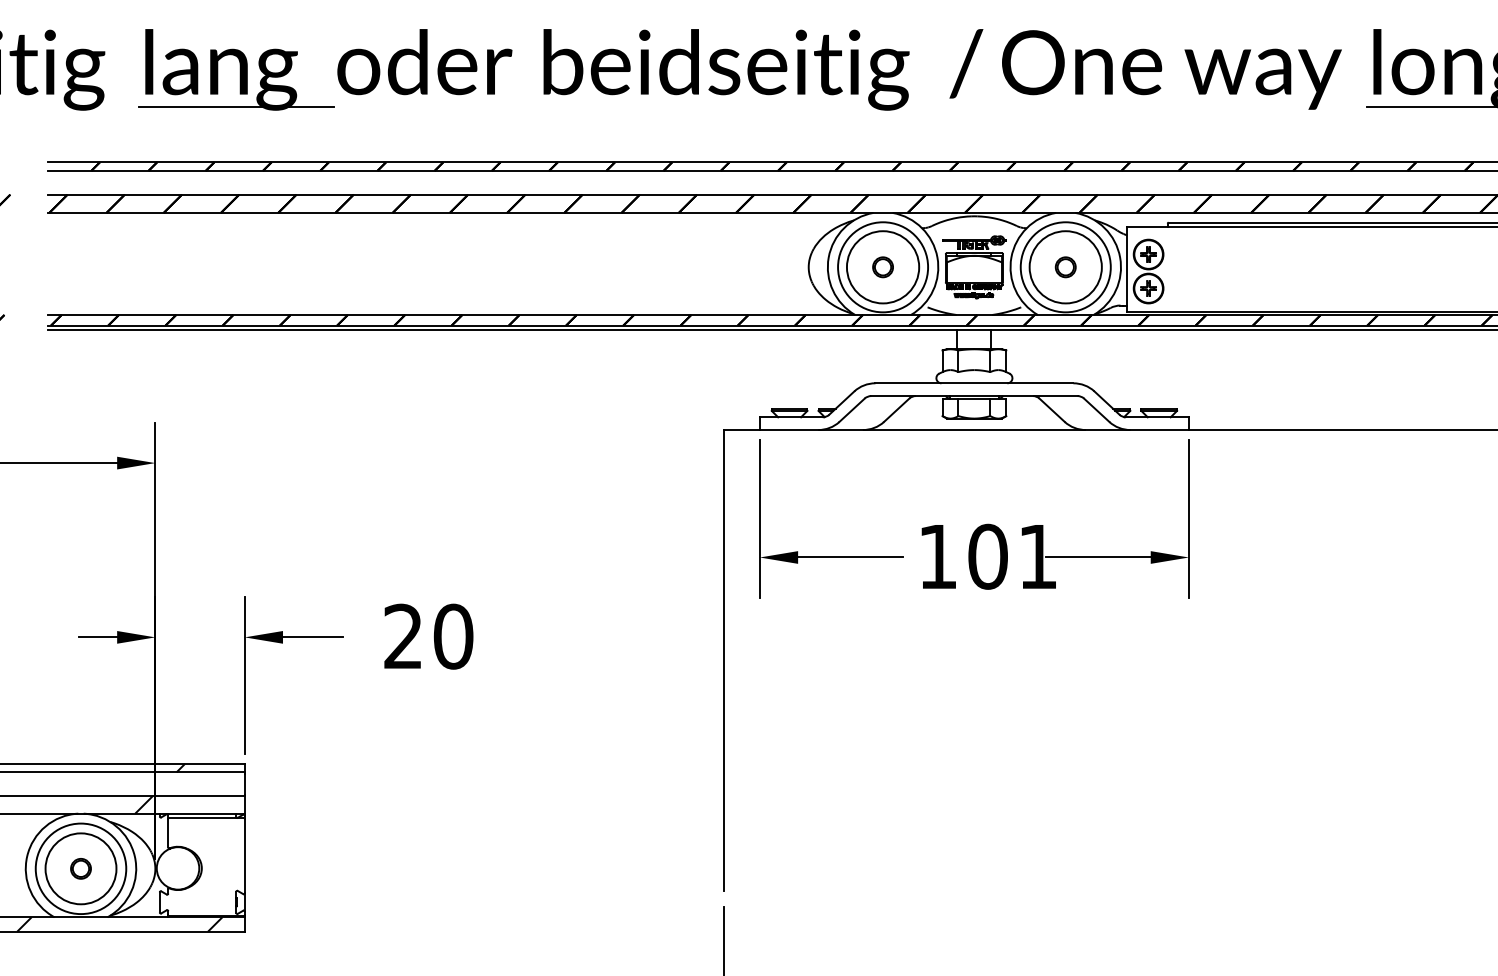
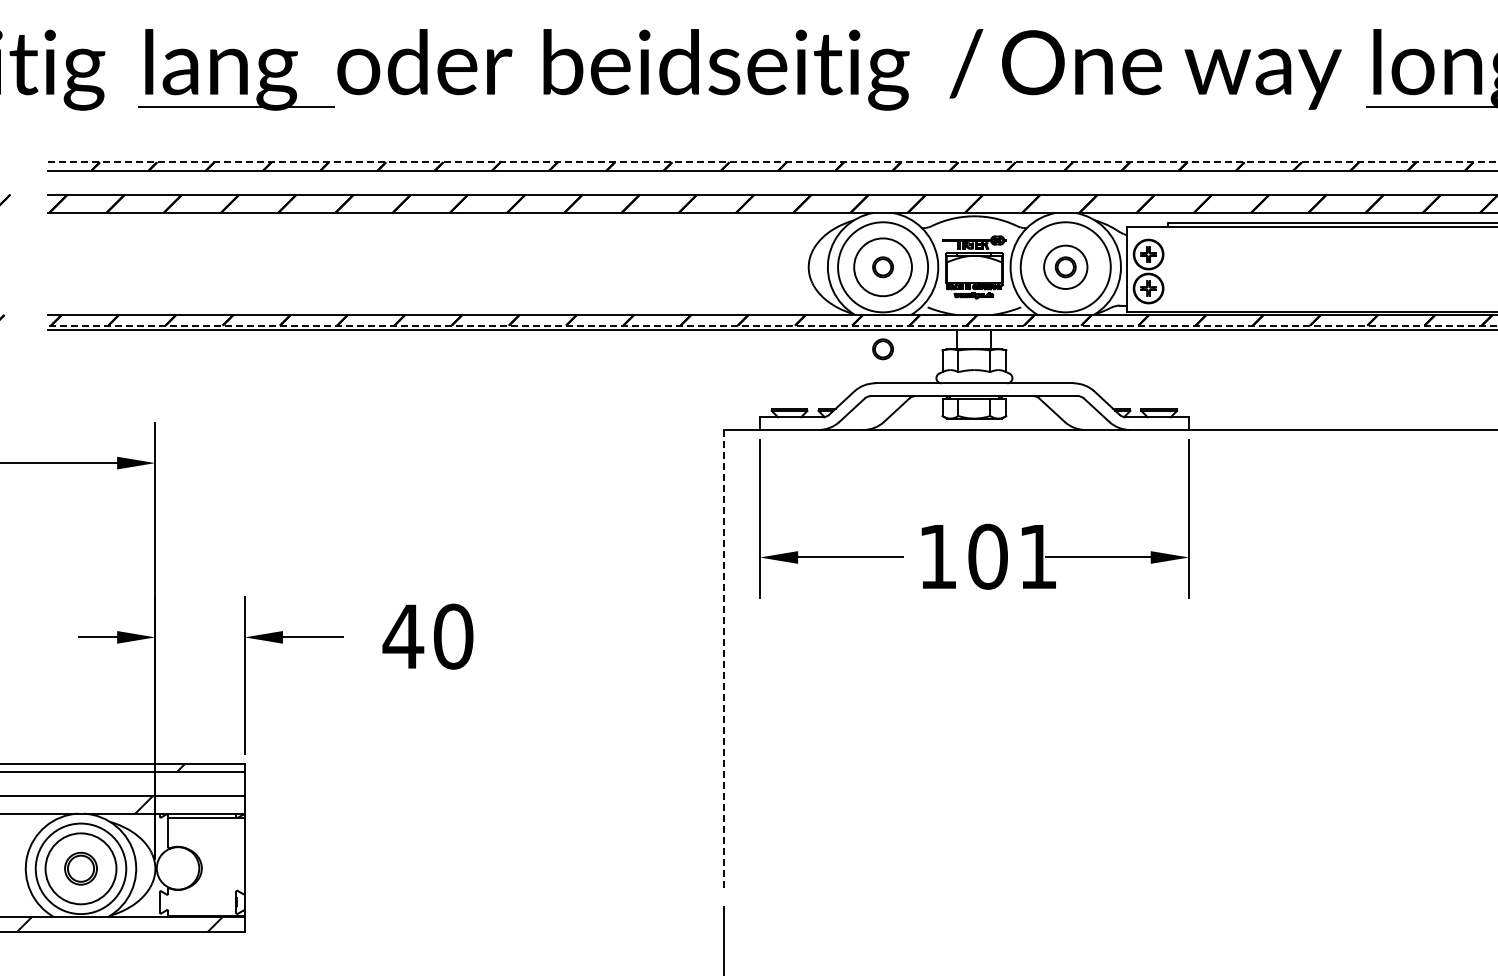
line: solid -> dashed (773, 162)
circle diameter: 72 px -> 58 px (882, 267)
circle diameter: 72 px -> 43 px (1065, 266)
line: solid -> dashed (773, 325)
part: none -> present (882, 349)
text: 20 -> 40 (403, 635)
line: solid -> dashed (723, 660)
circle size: 22x22 px -> 34x35 px (80, 868)
